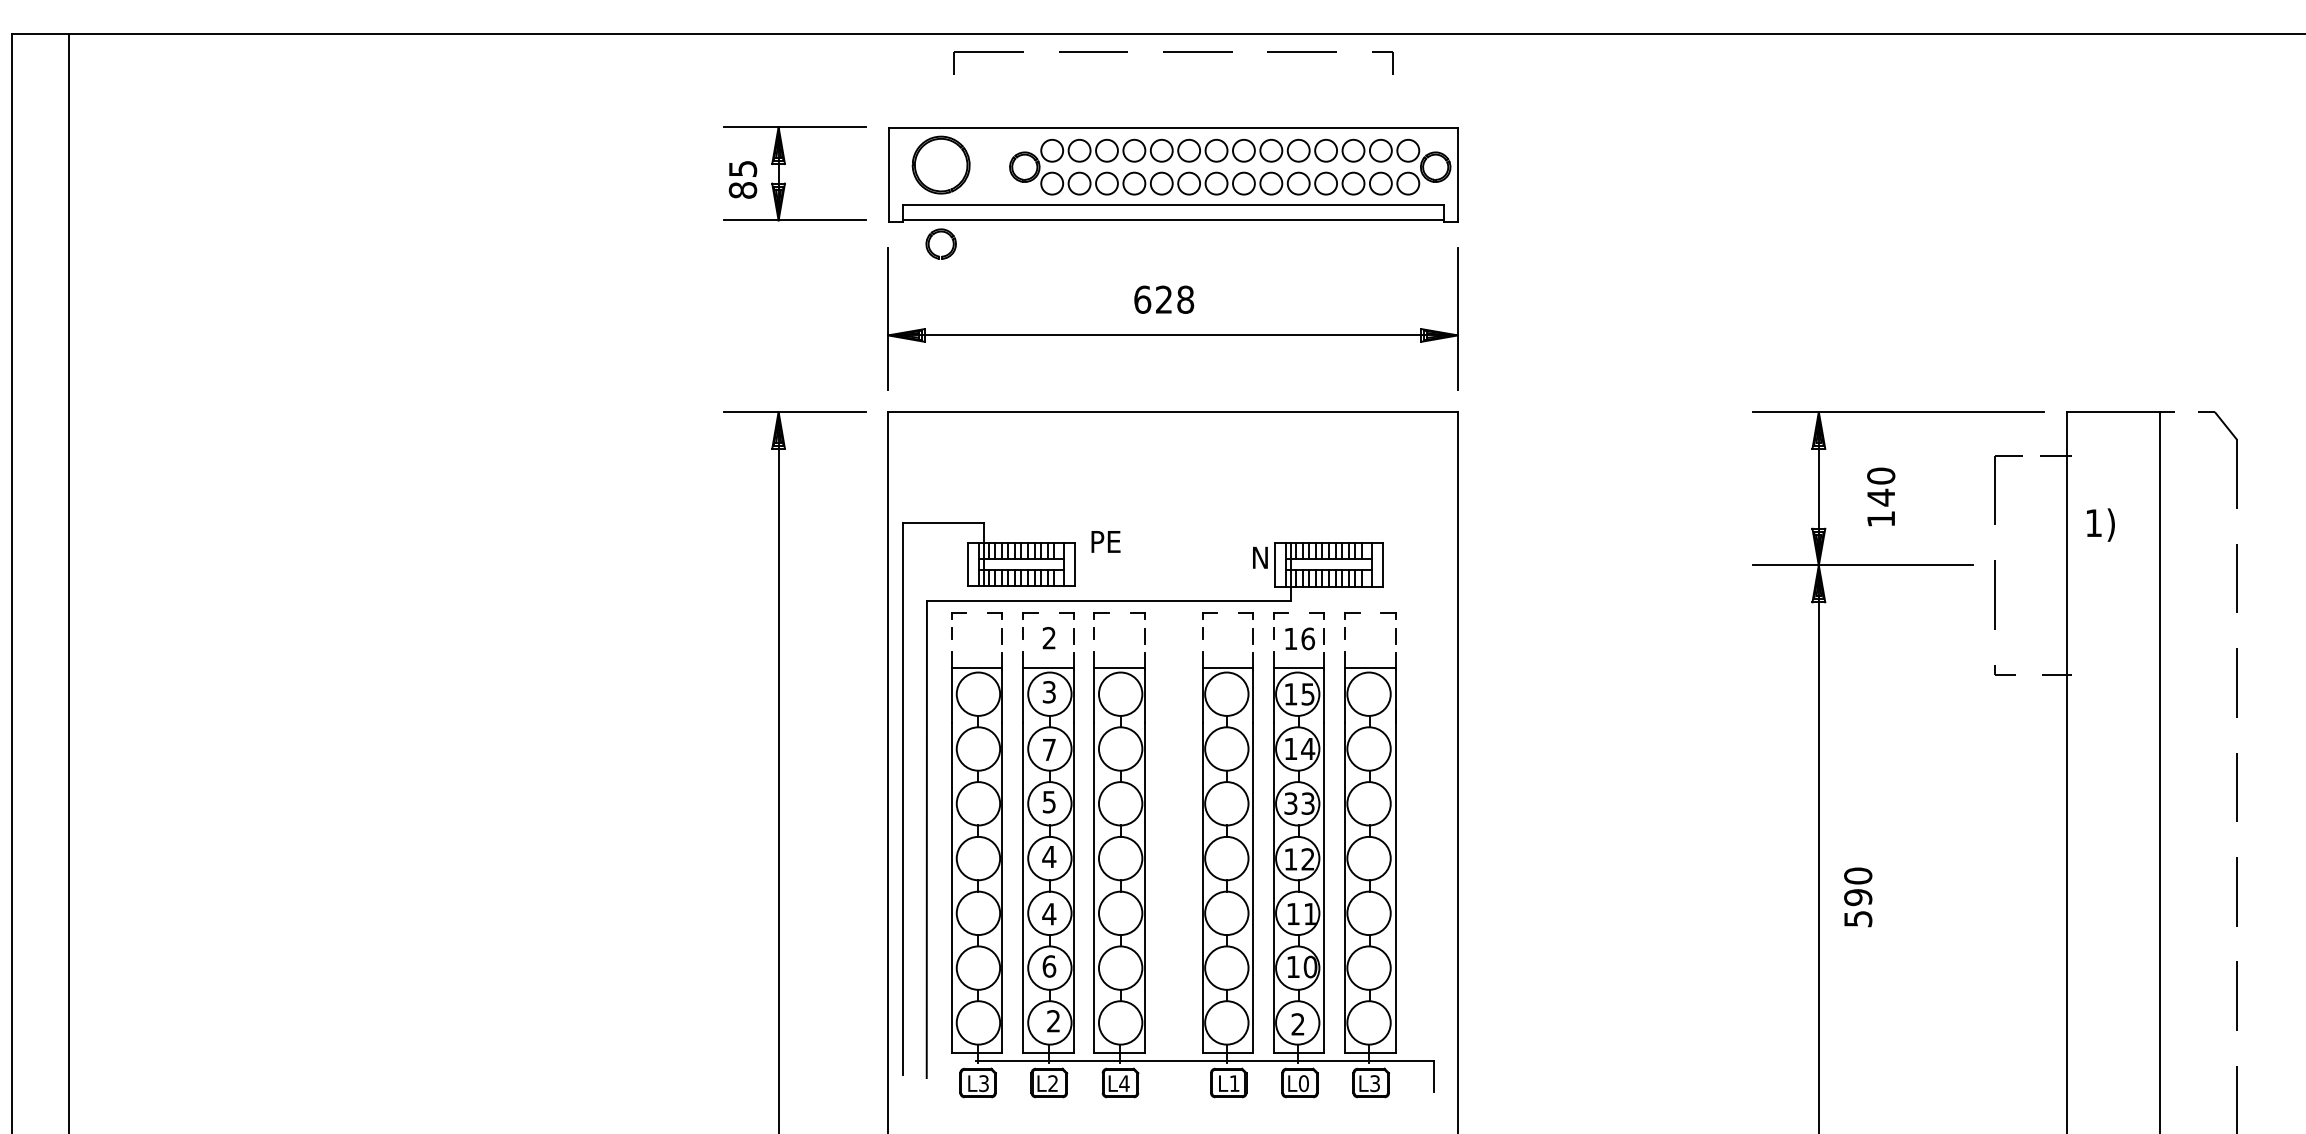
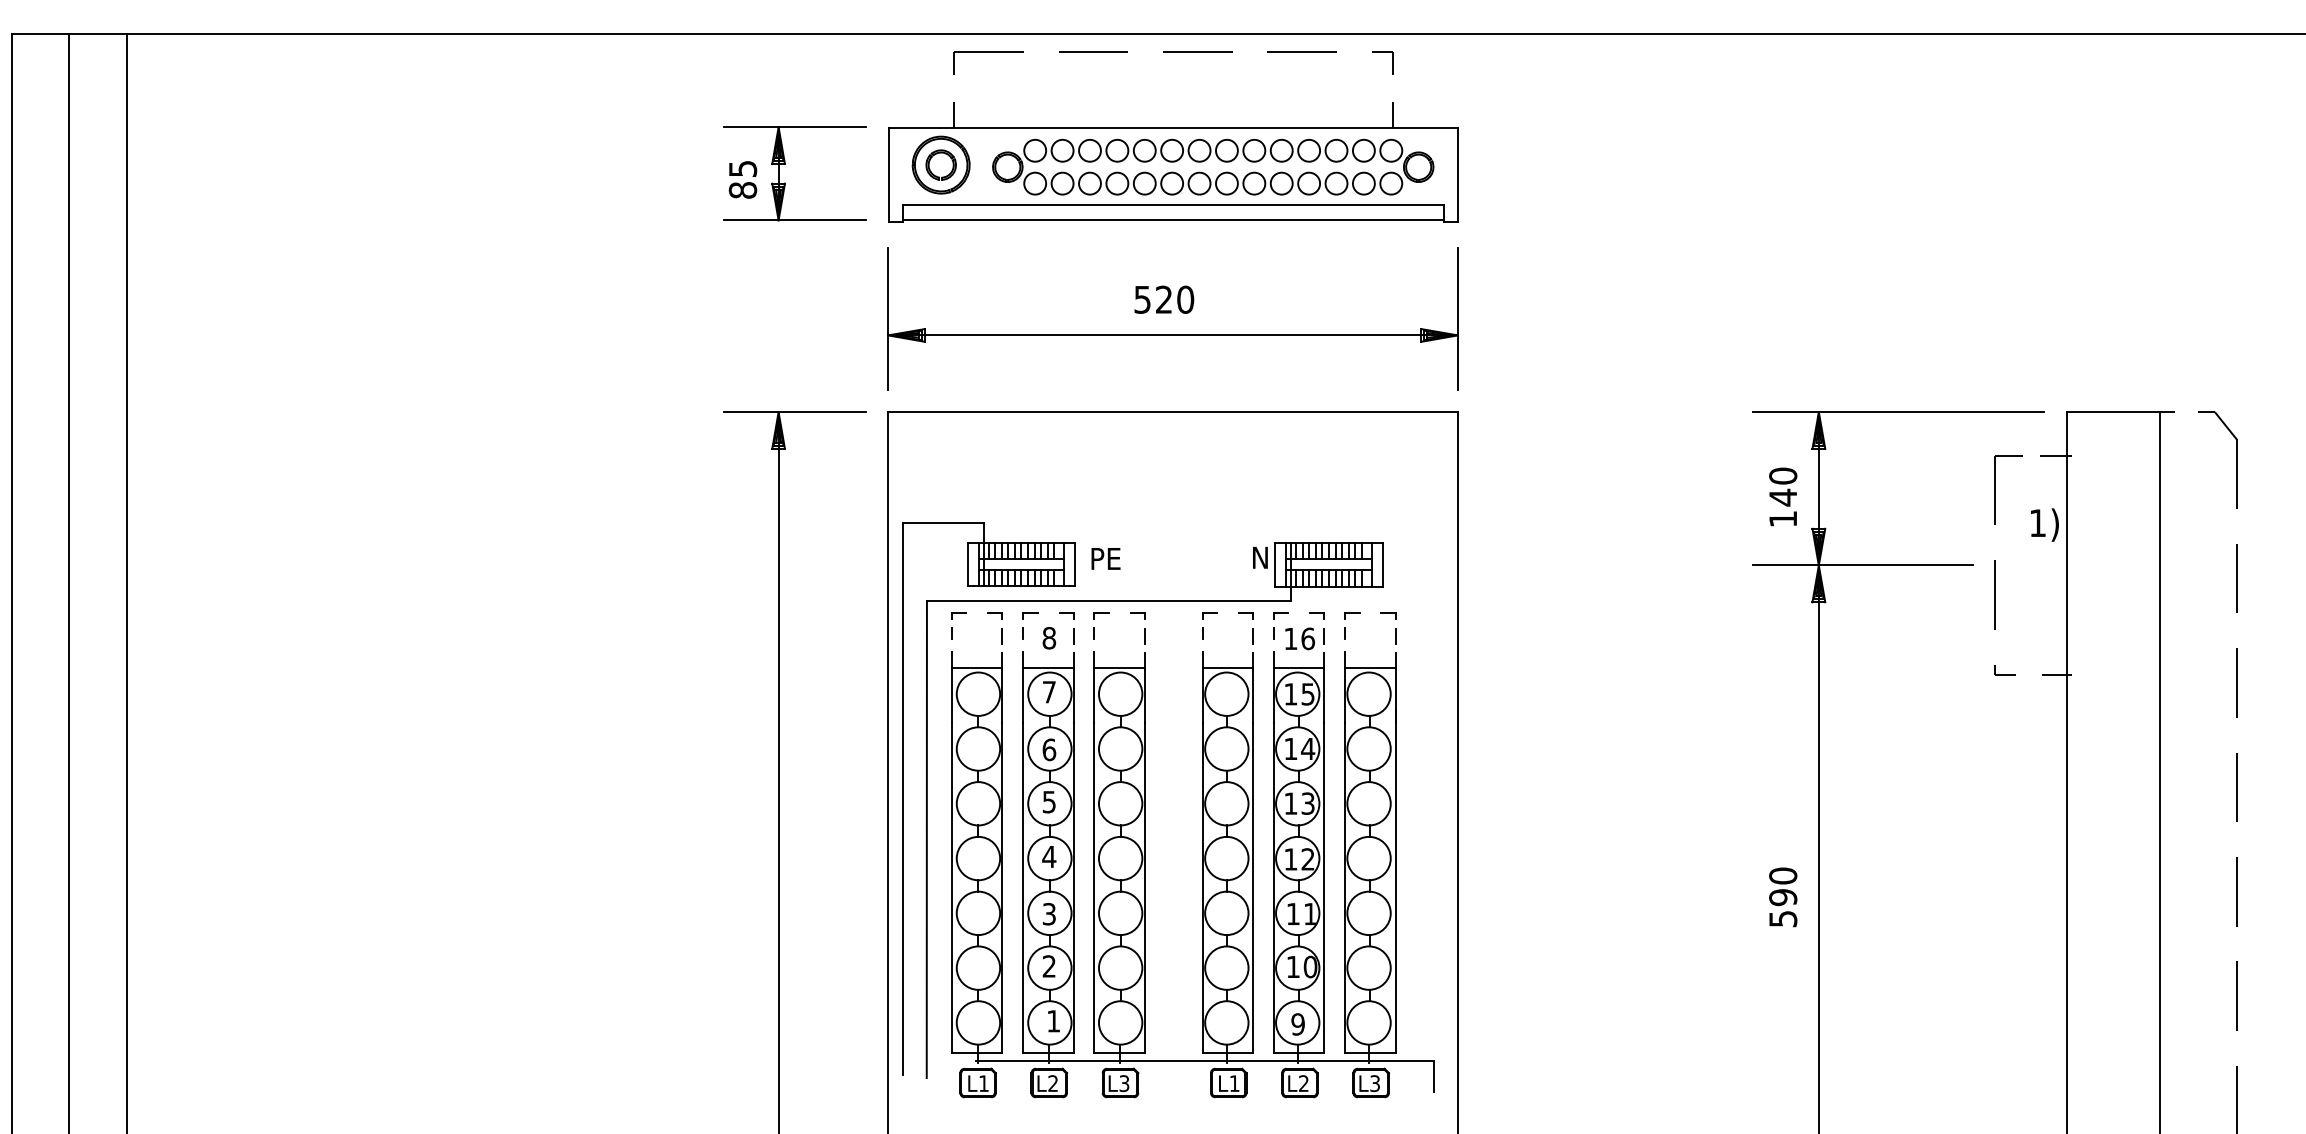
line: none -> present (954, 114)
line: none -> present (1392, 114)
part position: (1236, 160) -> (1219, 160) (1219, 160)
part position: (931, 238) -> (931, 159) (931, 159)
text: 628 -> 520 (1164, 299)
text position: (1881, 496) -> (1783, 496) (1783, 496)
text position: (2100, 524) -> (2044, 524) (2044, 524)
text position: (1105, 541) -> (1105, 558) (1105, 558)
line: none -> present (126, 582)
text: 2 -> 8 (1049, 638)
text: 3 -> 7 (1048, 692)
text: 7 -> 6 (1049, 749)
text: 33 -> 13 (1290, 803)
text position: (1858, 897) -> (1783, 897) (1783, 897)
text: 4 -> 3 (1049, 913)
text: 6 -> 2 (1049, 966)
text: 2 -> 1 (1053, 1021)
text: 2 -> 9 (1297, 1024)
text: L3 -> L1 (983, 1083)
text: L4 -> L3 (1124, 1083)
text: L0 -> L2 (1303, 1083)
